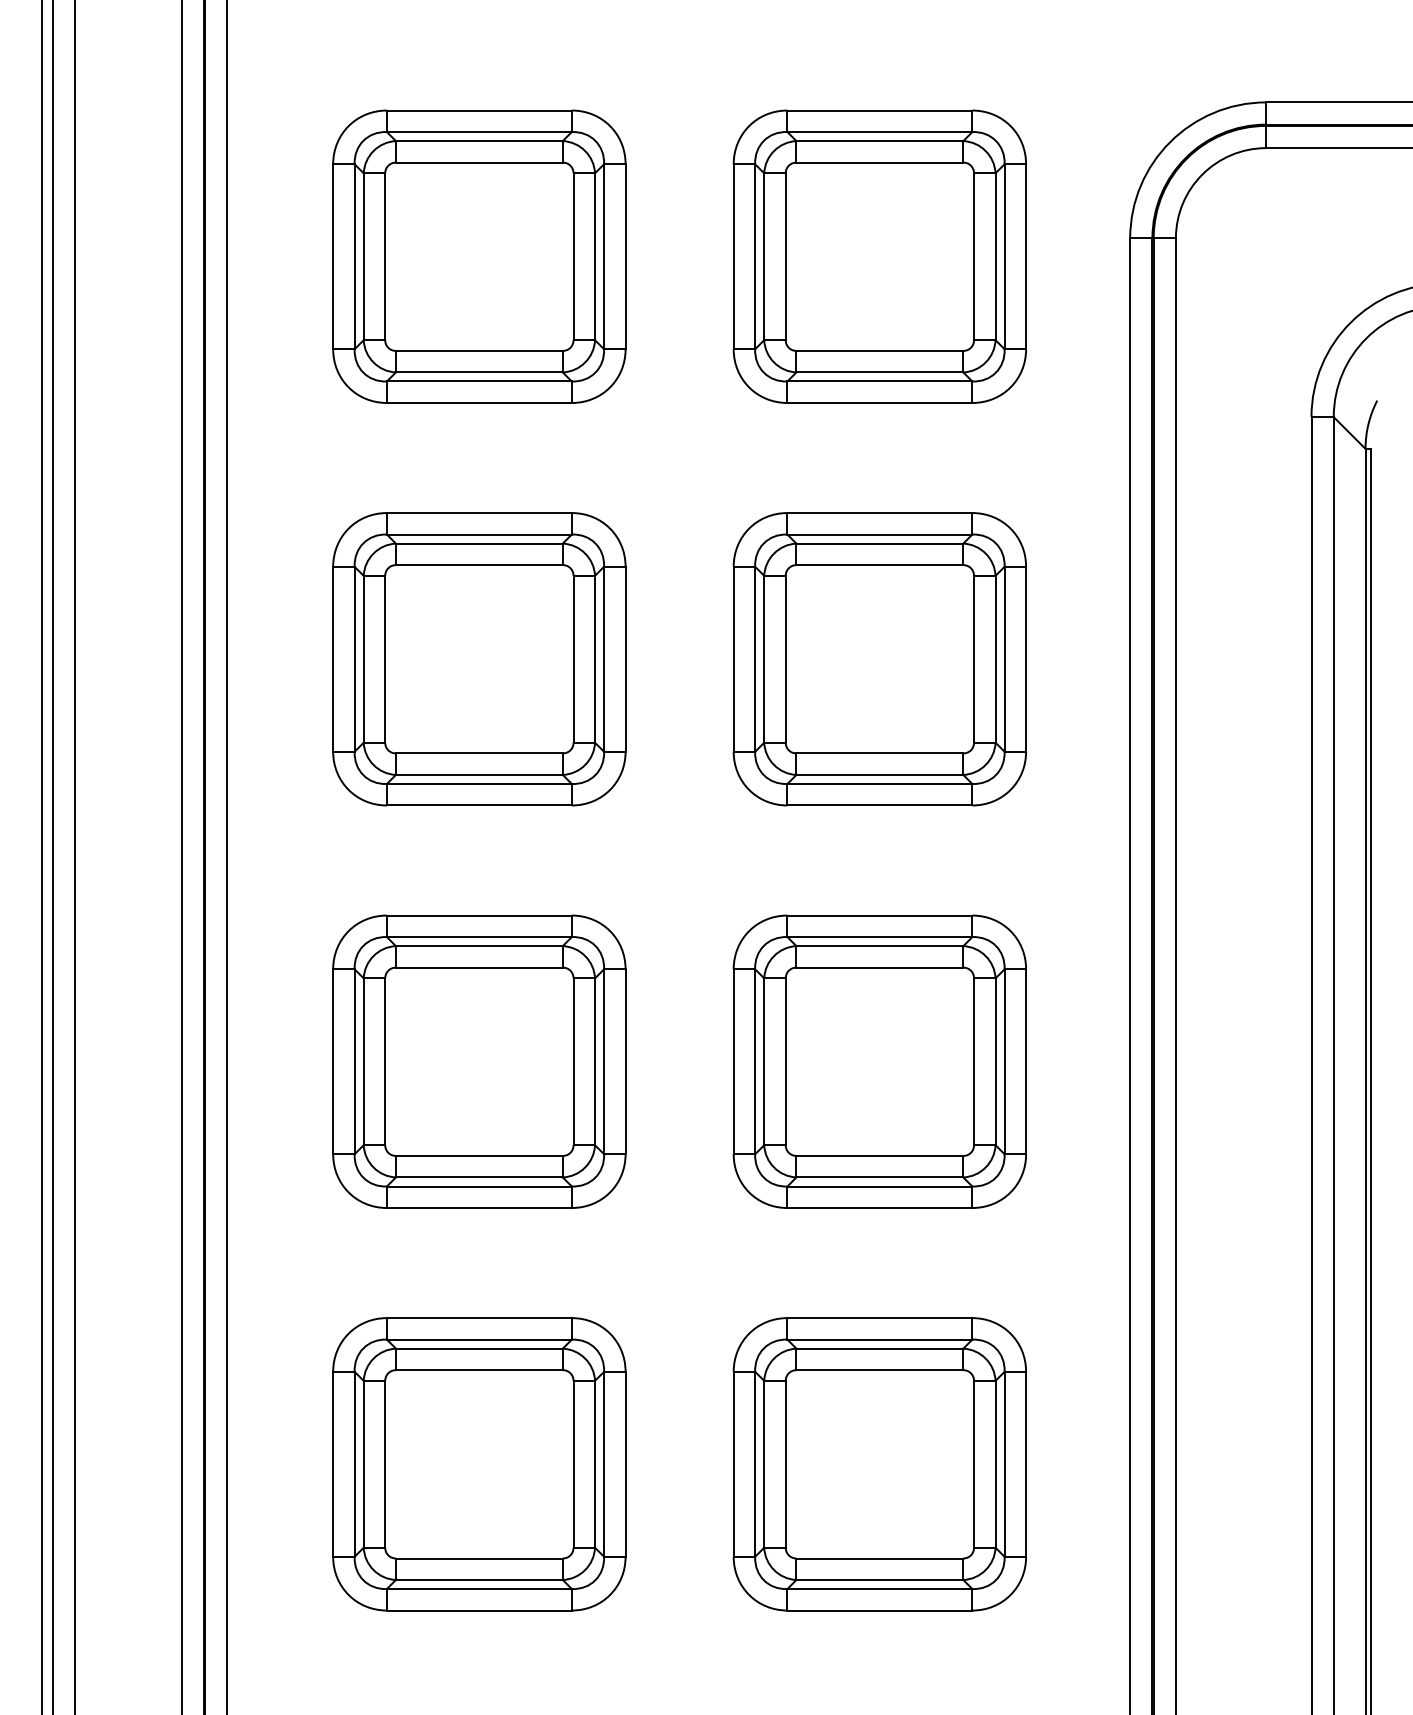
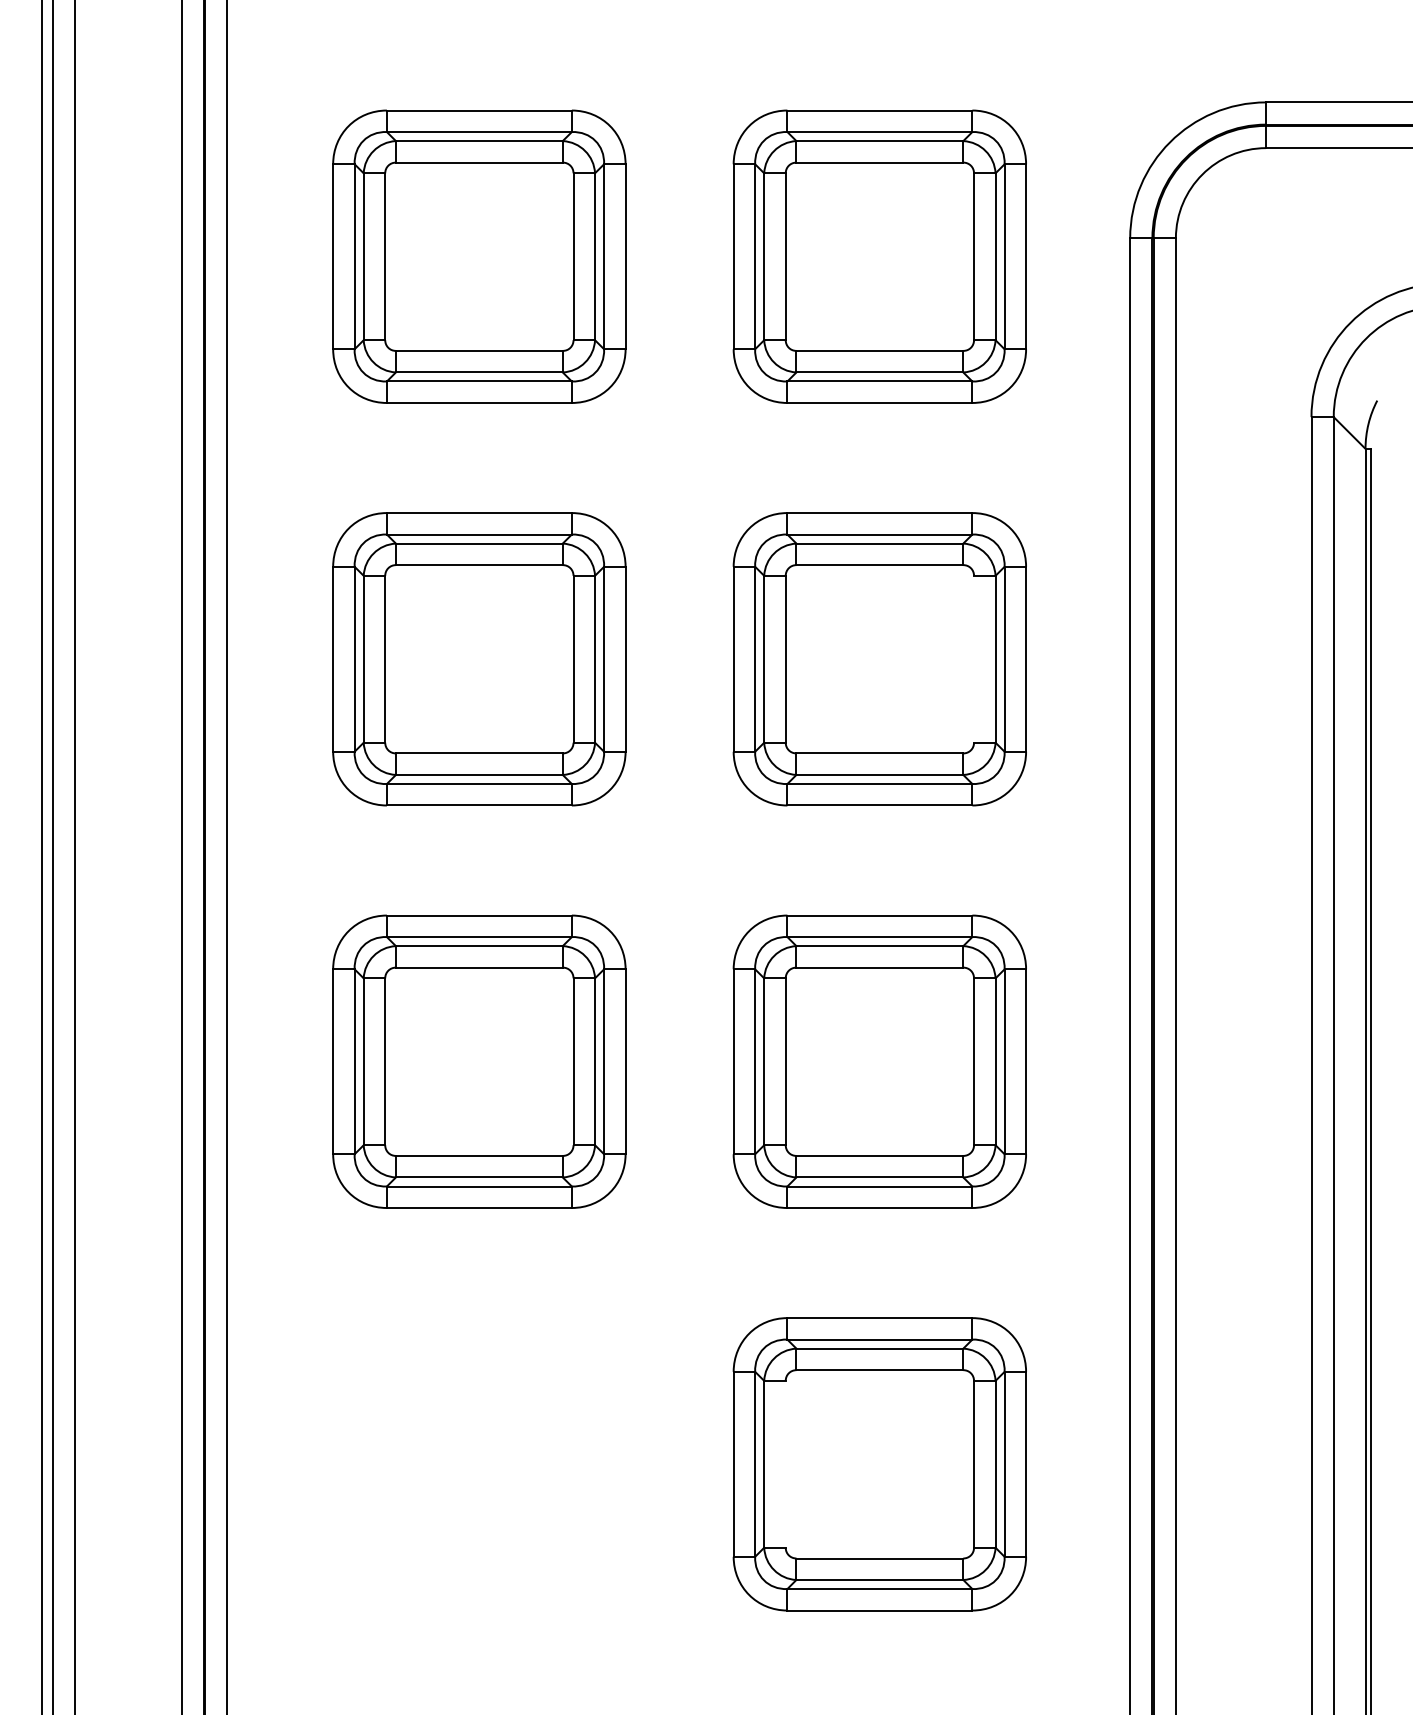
line: present -> none (974, 658)
line: present -> none (785, 1463)
part: present -> none (479, 1464)
